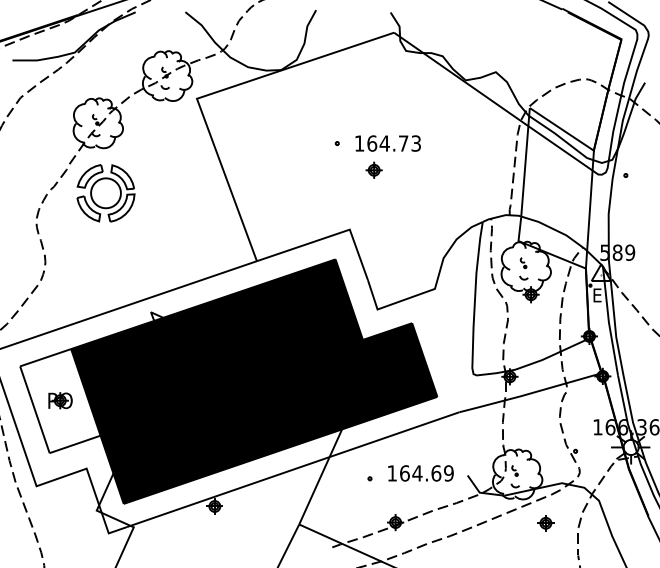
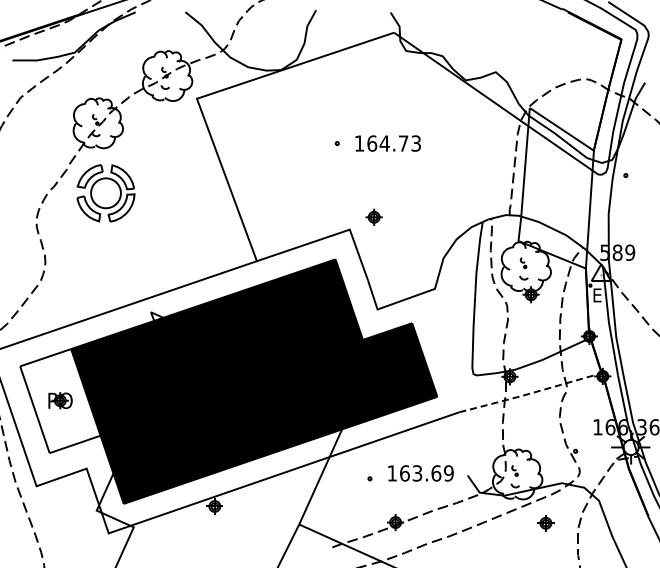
part position: (373, 169) -> (373, 216) (373, 216)
line: solid -> dashed (528, 394)
text: 164.69 -> 163.69 (417, 473)
